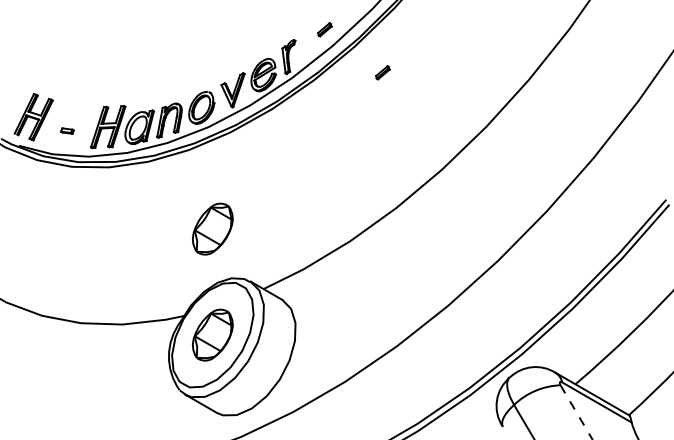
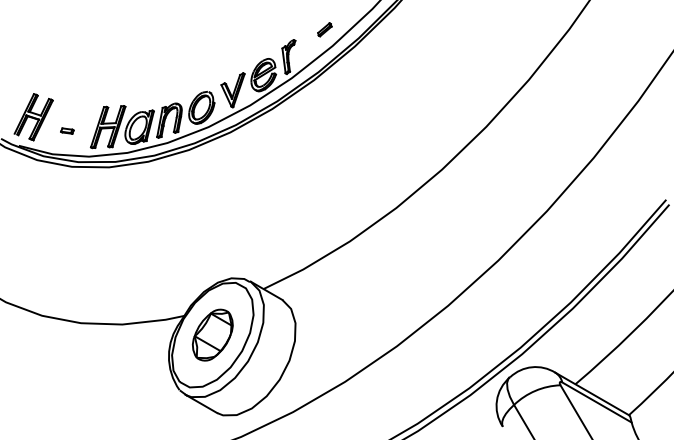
part: present -> none (382, 72)
part: present -> none (212, 228)
line: dashed -> solid (576, 412)
